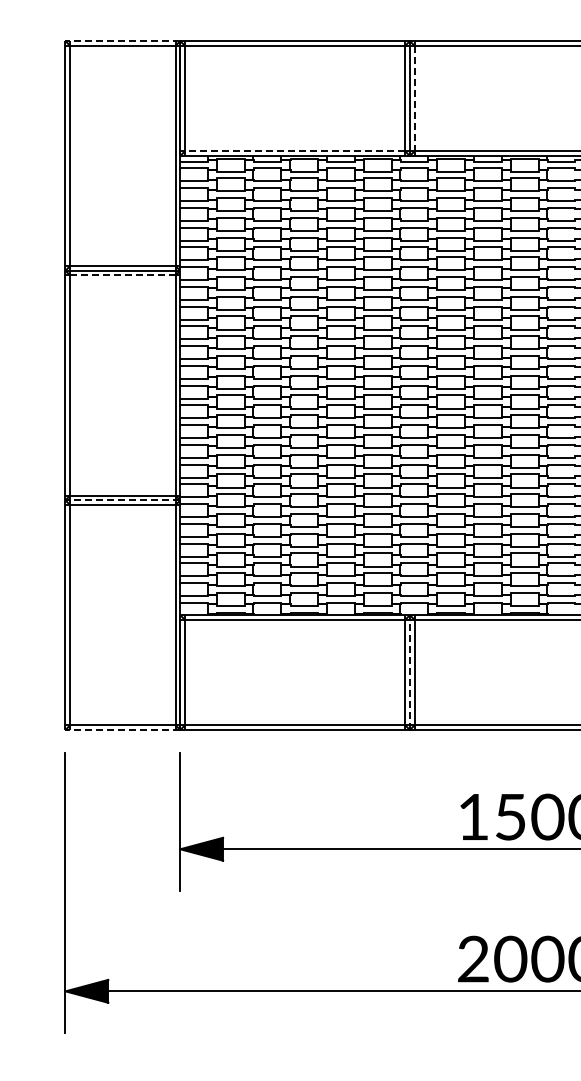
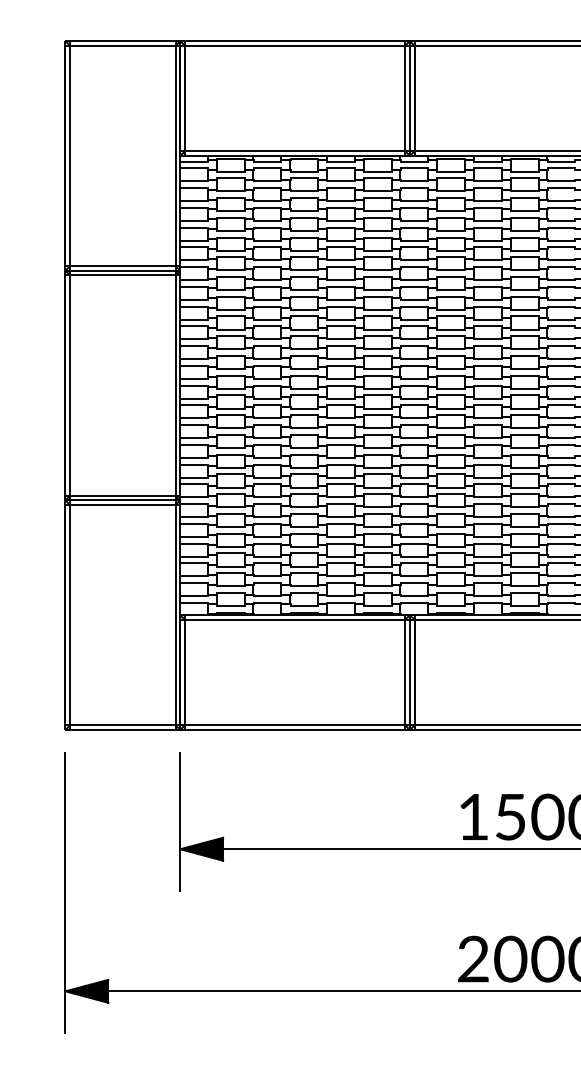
line: dashed -> solid (122, 41)
line: dashed -> solid (414, 98)
line: dashed -> solid (294, 151)
line: dashed -> solid (122, 275)
line: dashed -> solid (122, 500)
line: dashed -> solid (409, 672)
line: dashed -> solid (122, 730)
